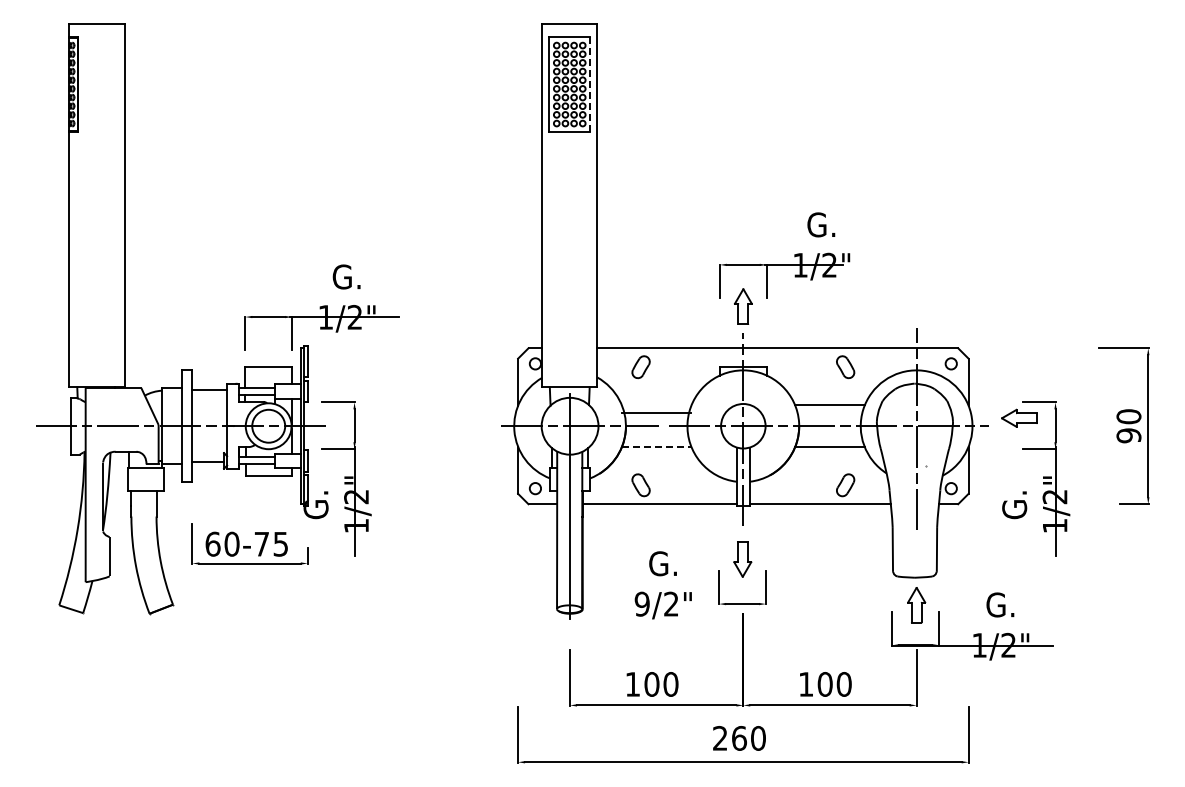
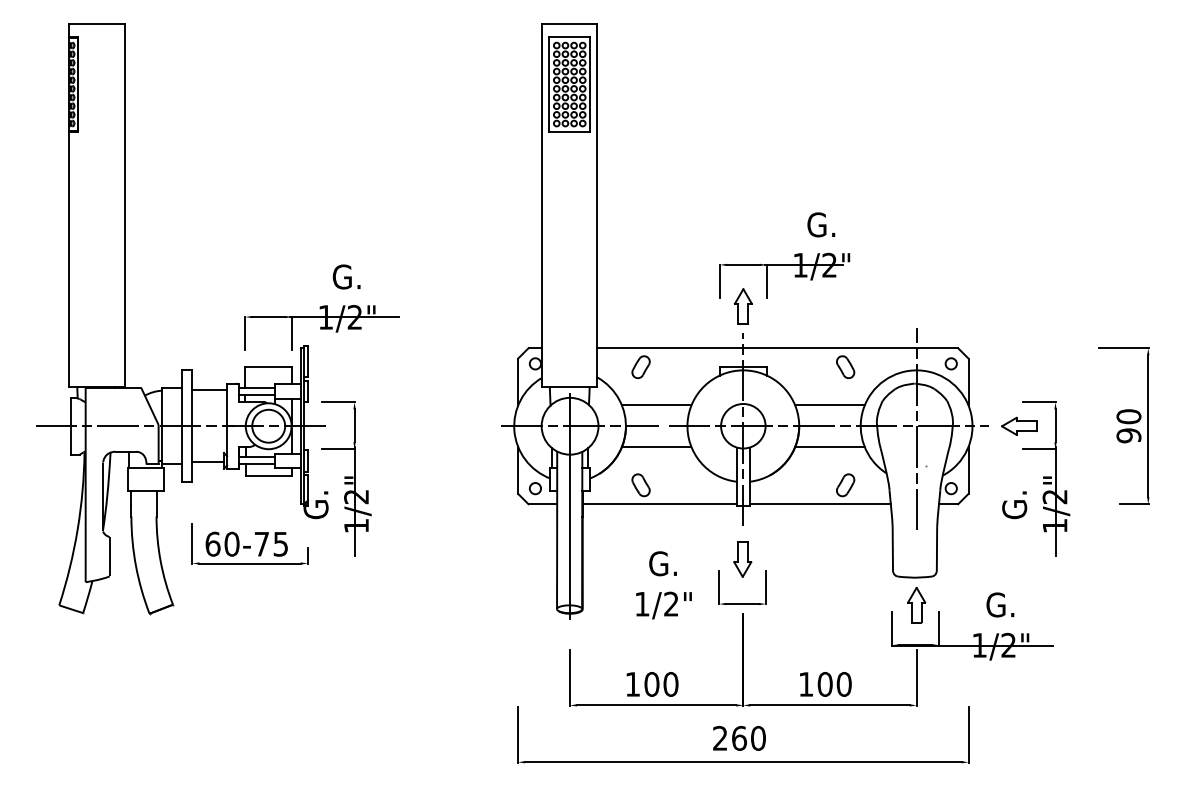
line: dashed -> solid (590, 84)
line position: (656, 413) -> (656, 405) (656, 405)
part position: (1019, 417) -> (1019, 425) (1019, 425)
line: dashed -> solid (656, 447)
text: 9/2" -> 1/2" (641, 603)
